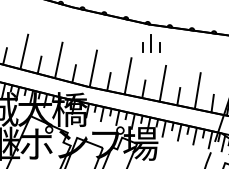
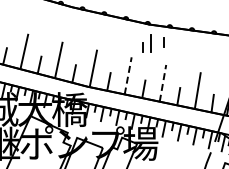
line position: (159, 47) -> (163, 42) (163, 42)
line: solid -> dashed (128, 75)
line: solid -> dashed (162, 83)
